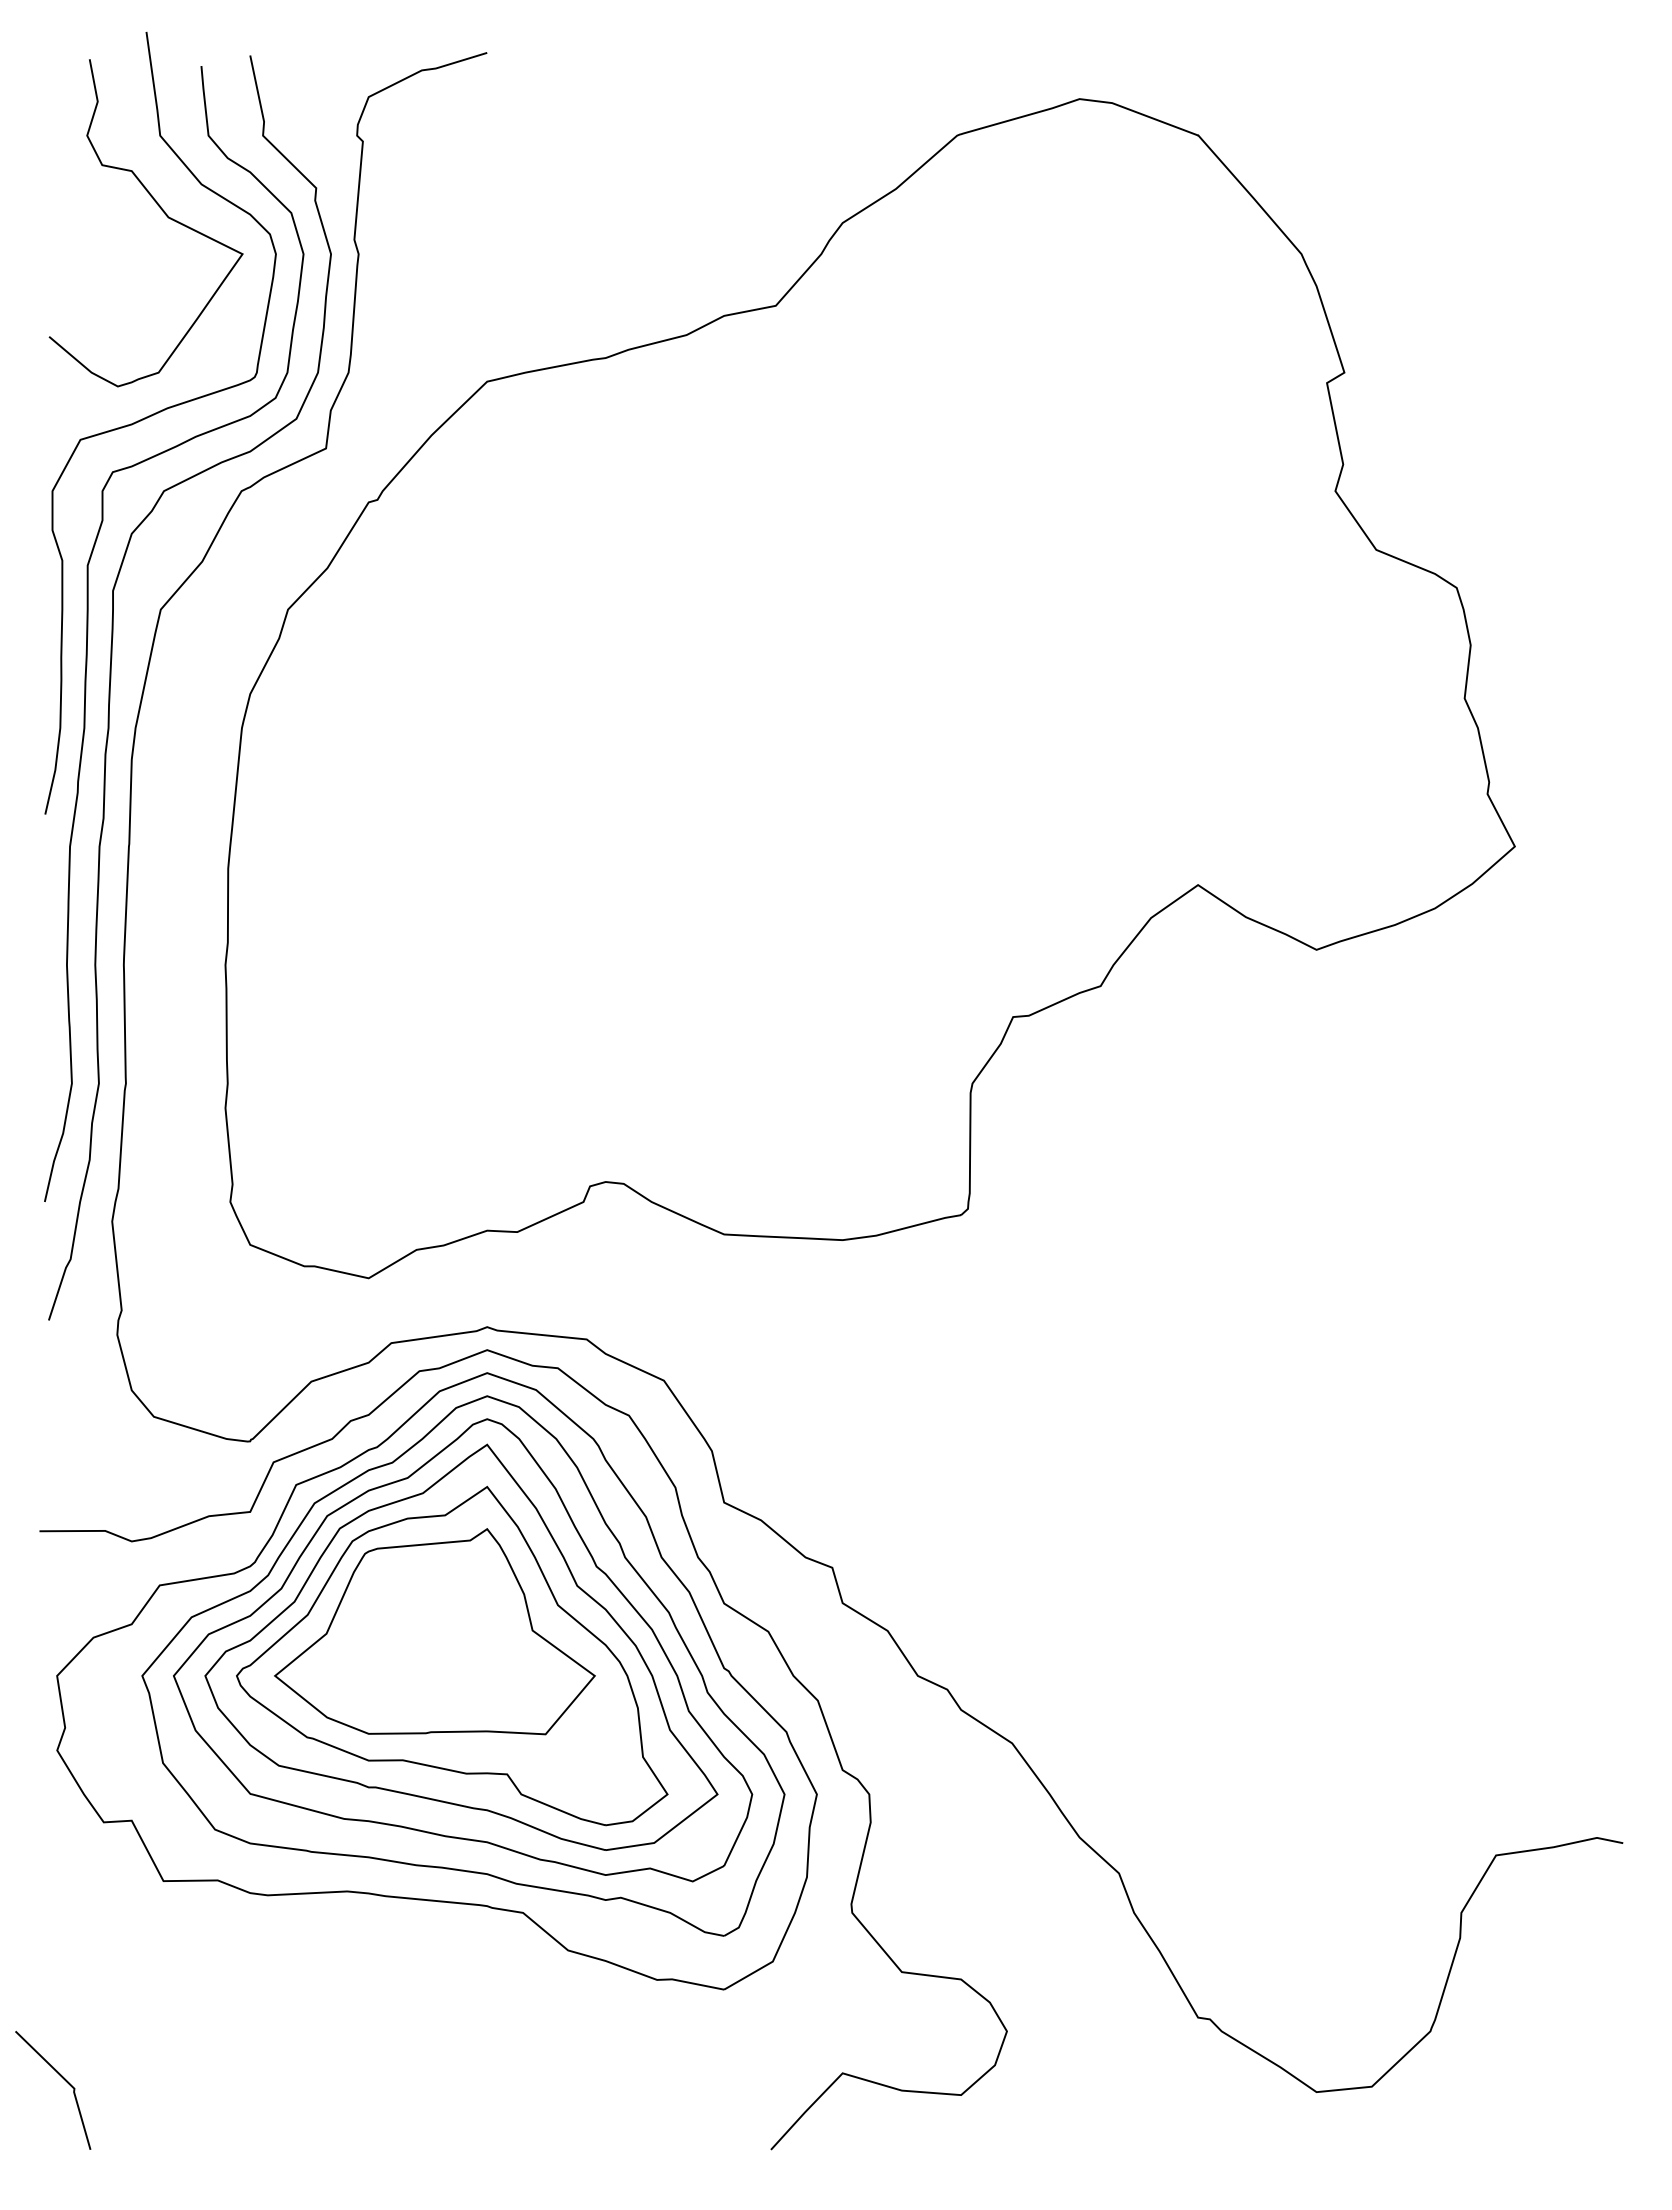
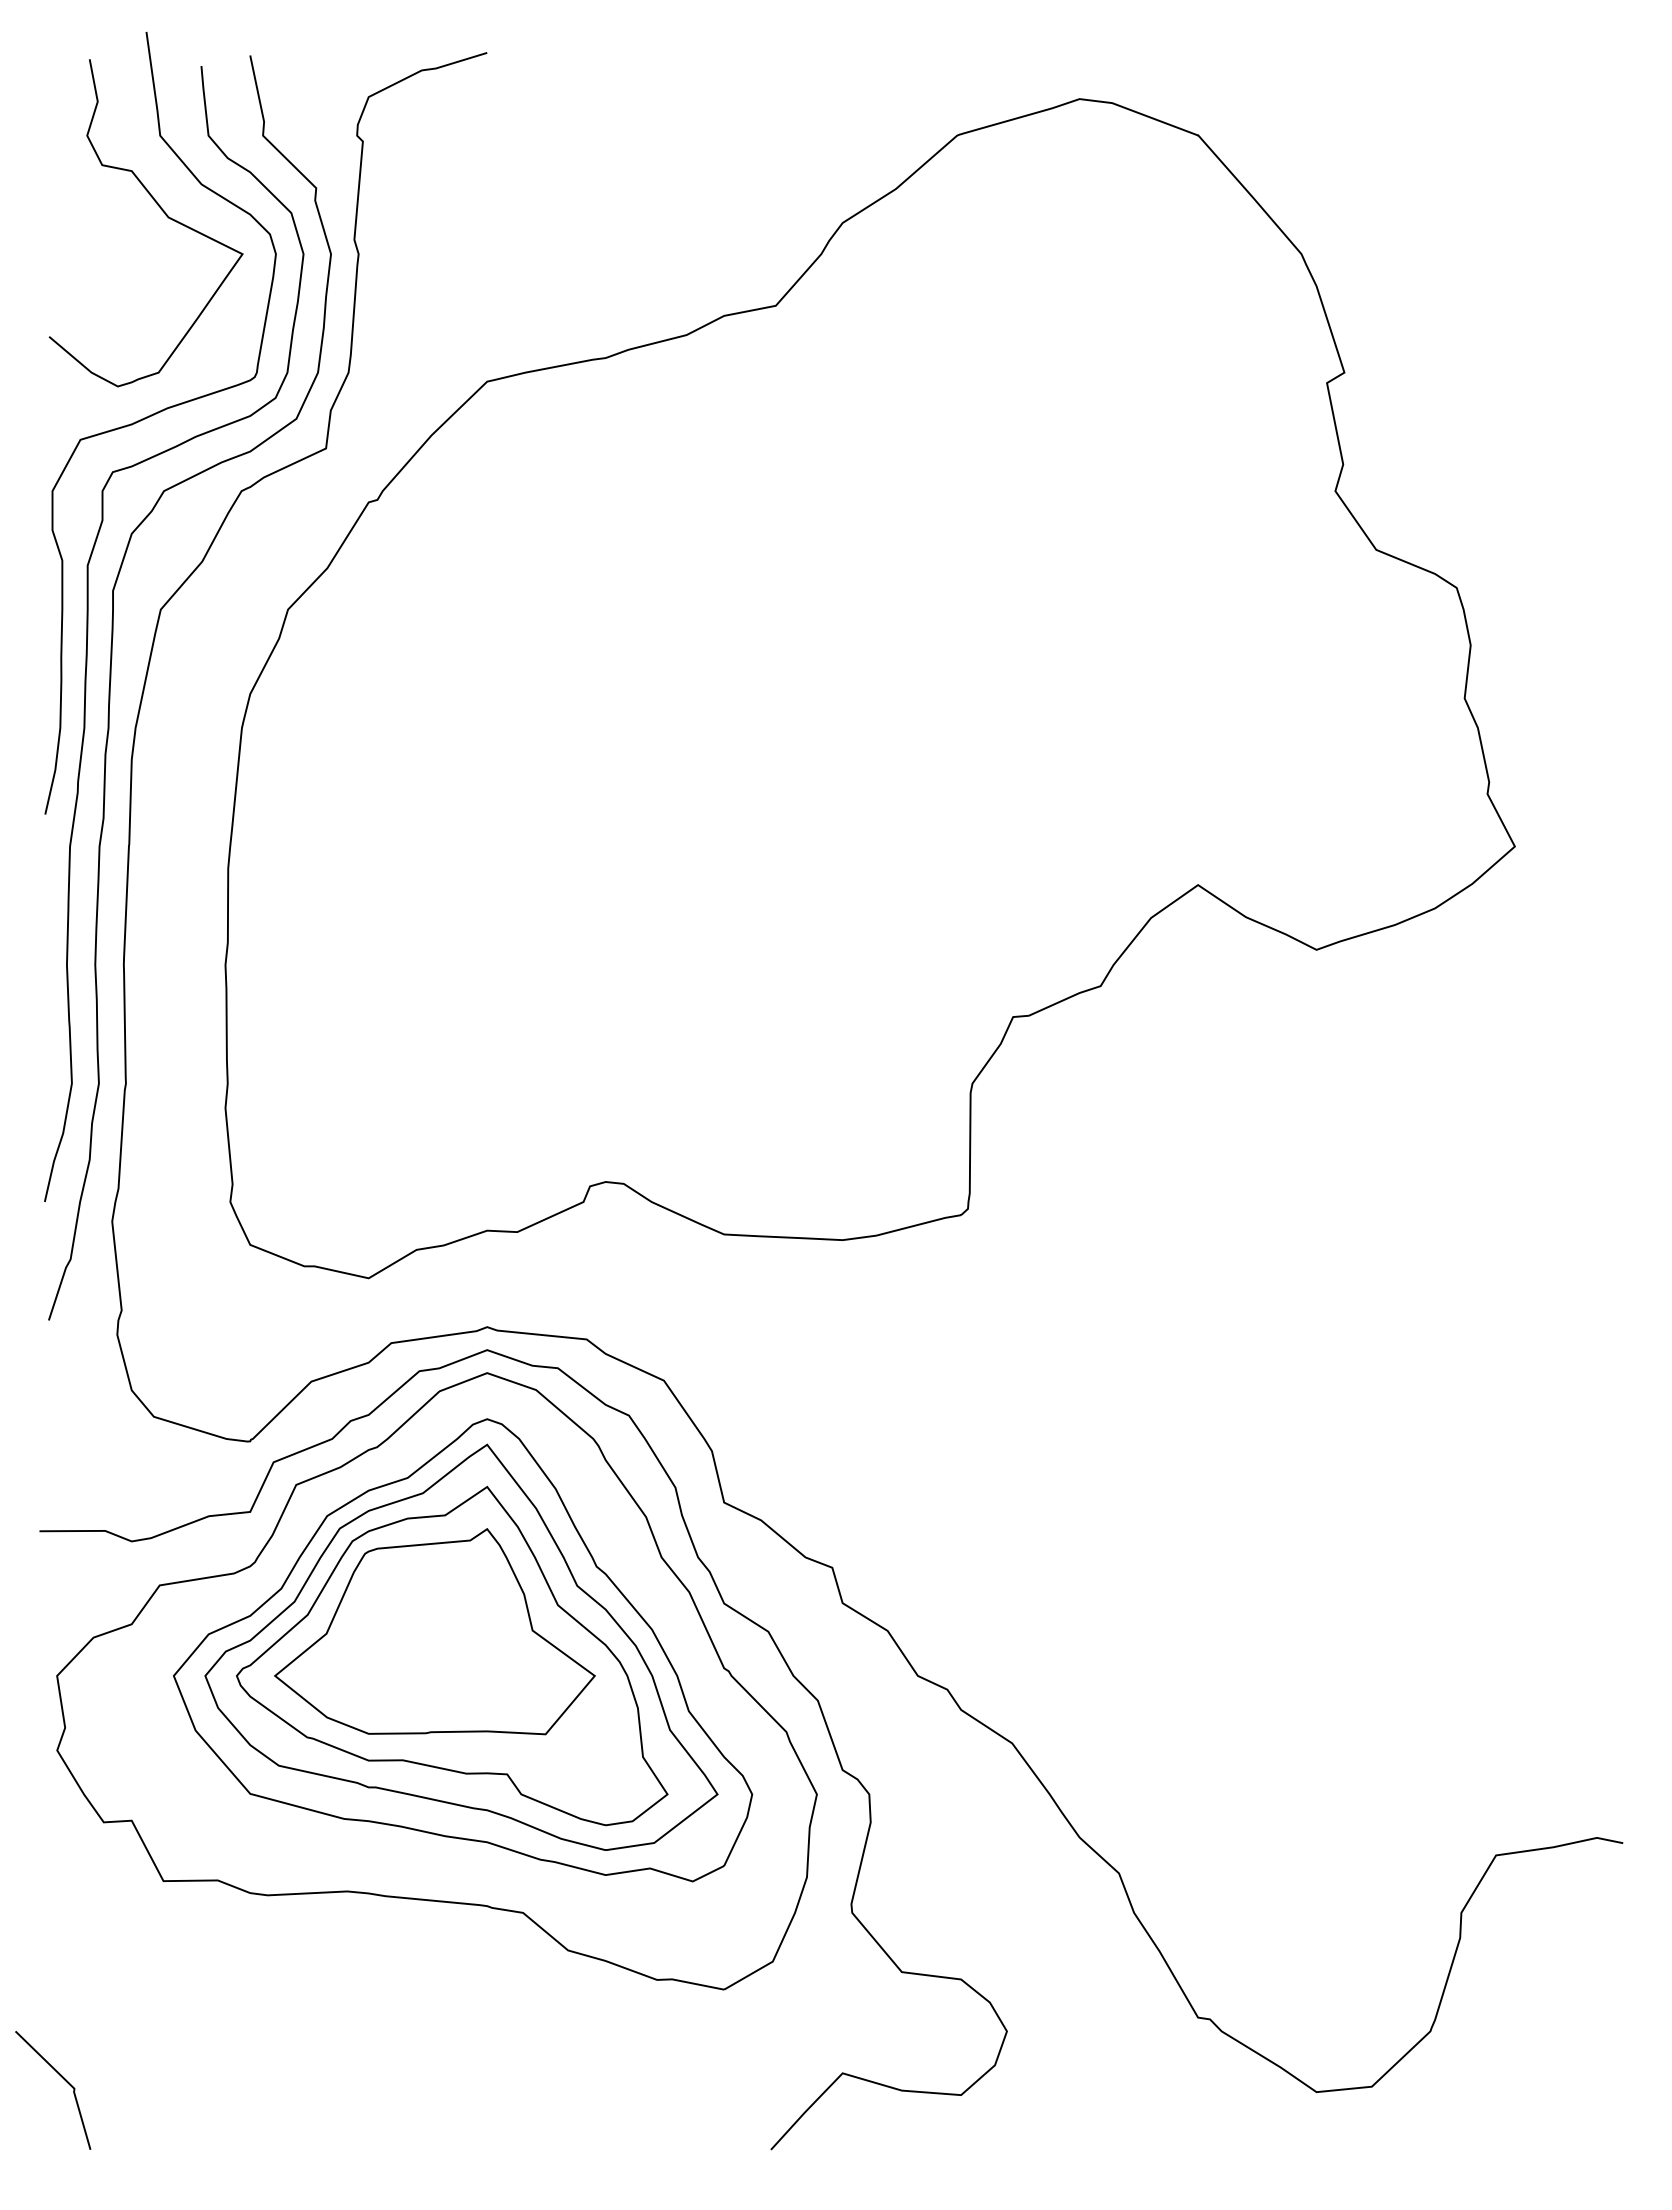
part: present -> none (463, 1665)
